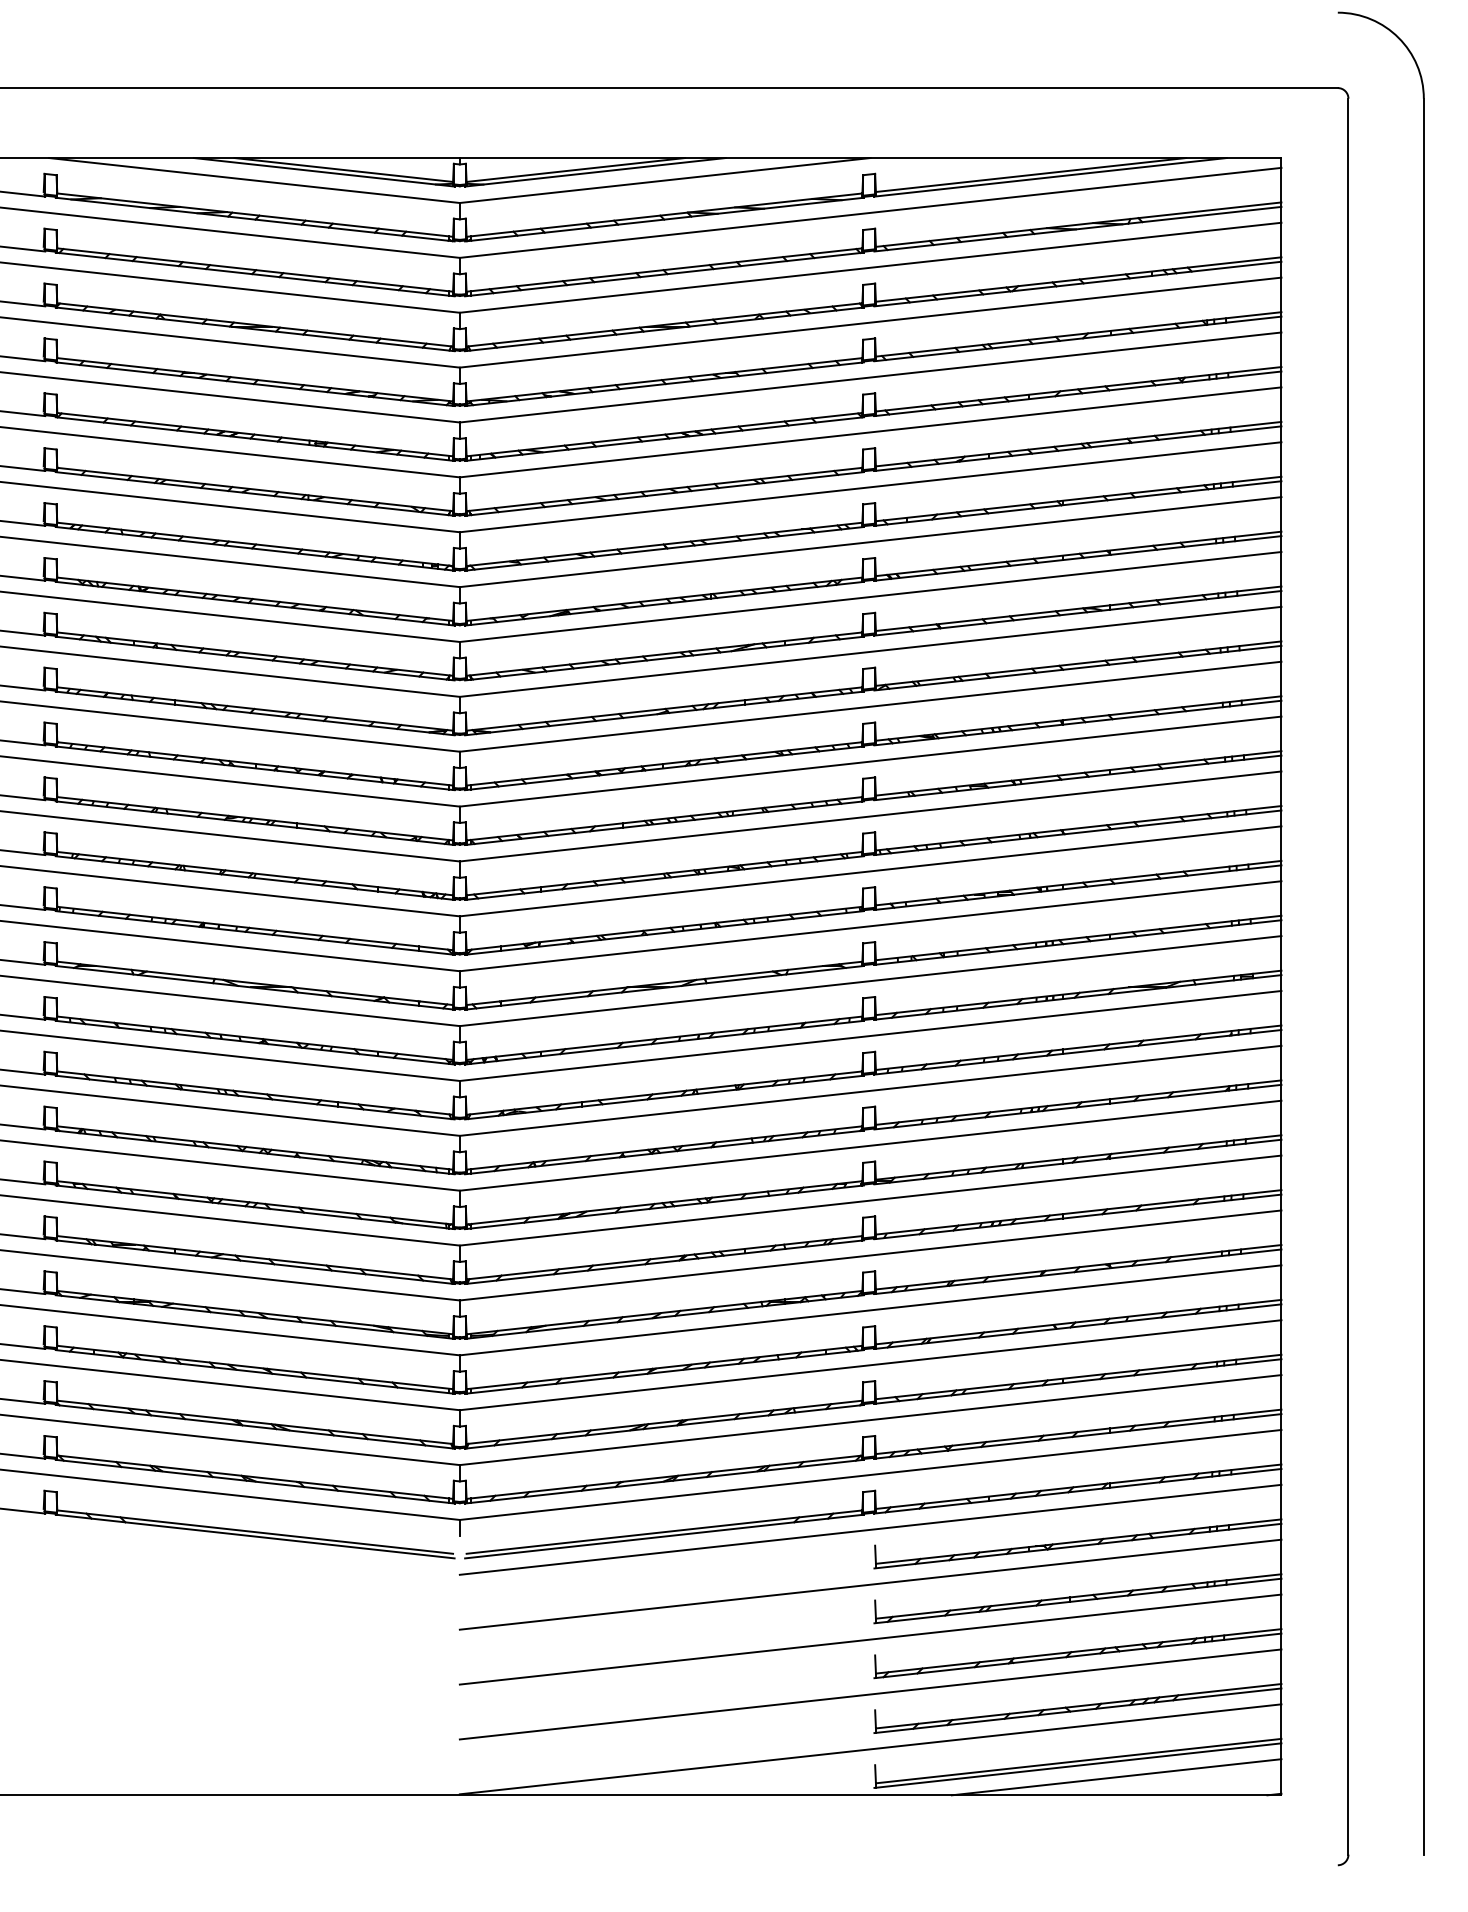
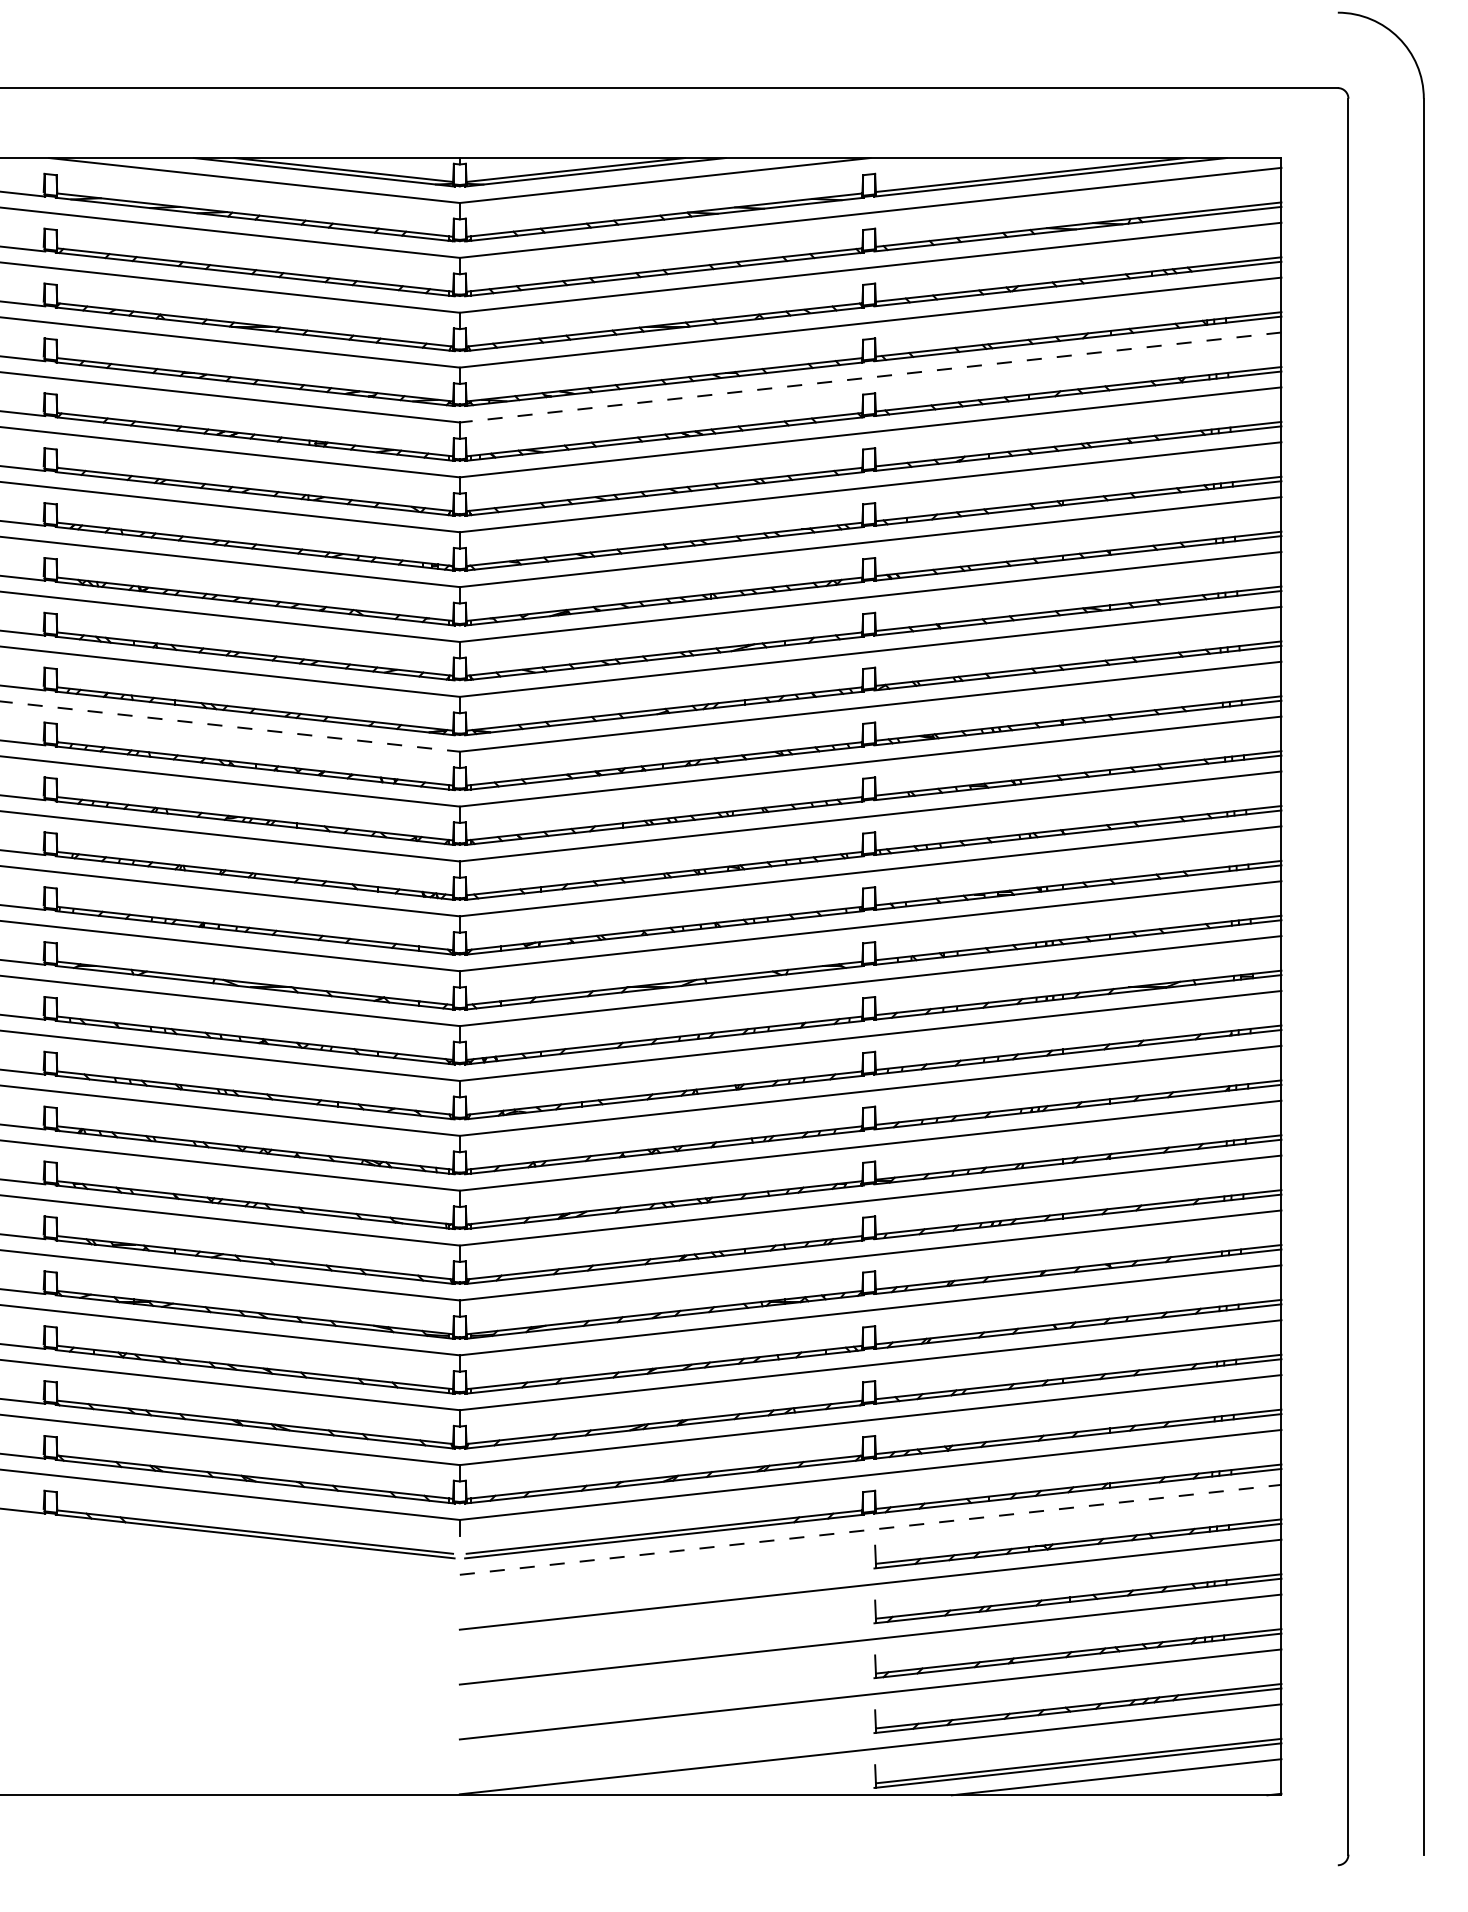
line: solid -> dashed (870, 377)
line: solid -> dashed (230, 726)
line: solid -> dashed (871, 1529)
